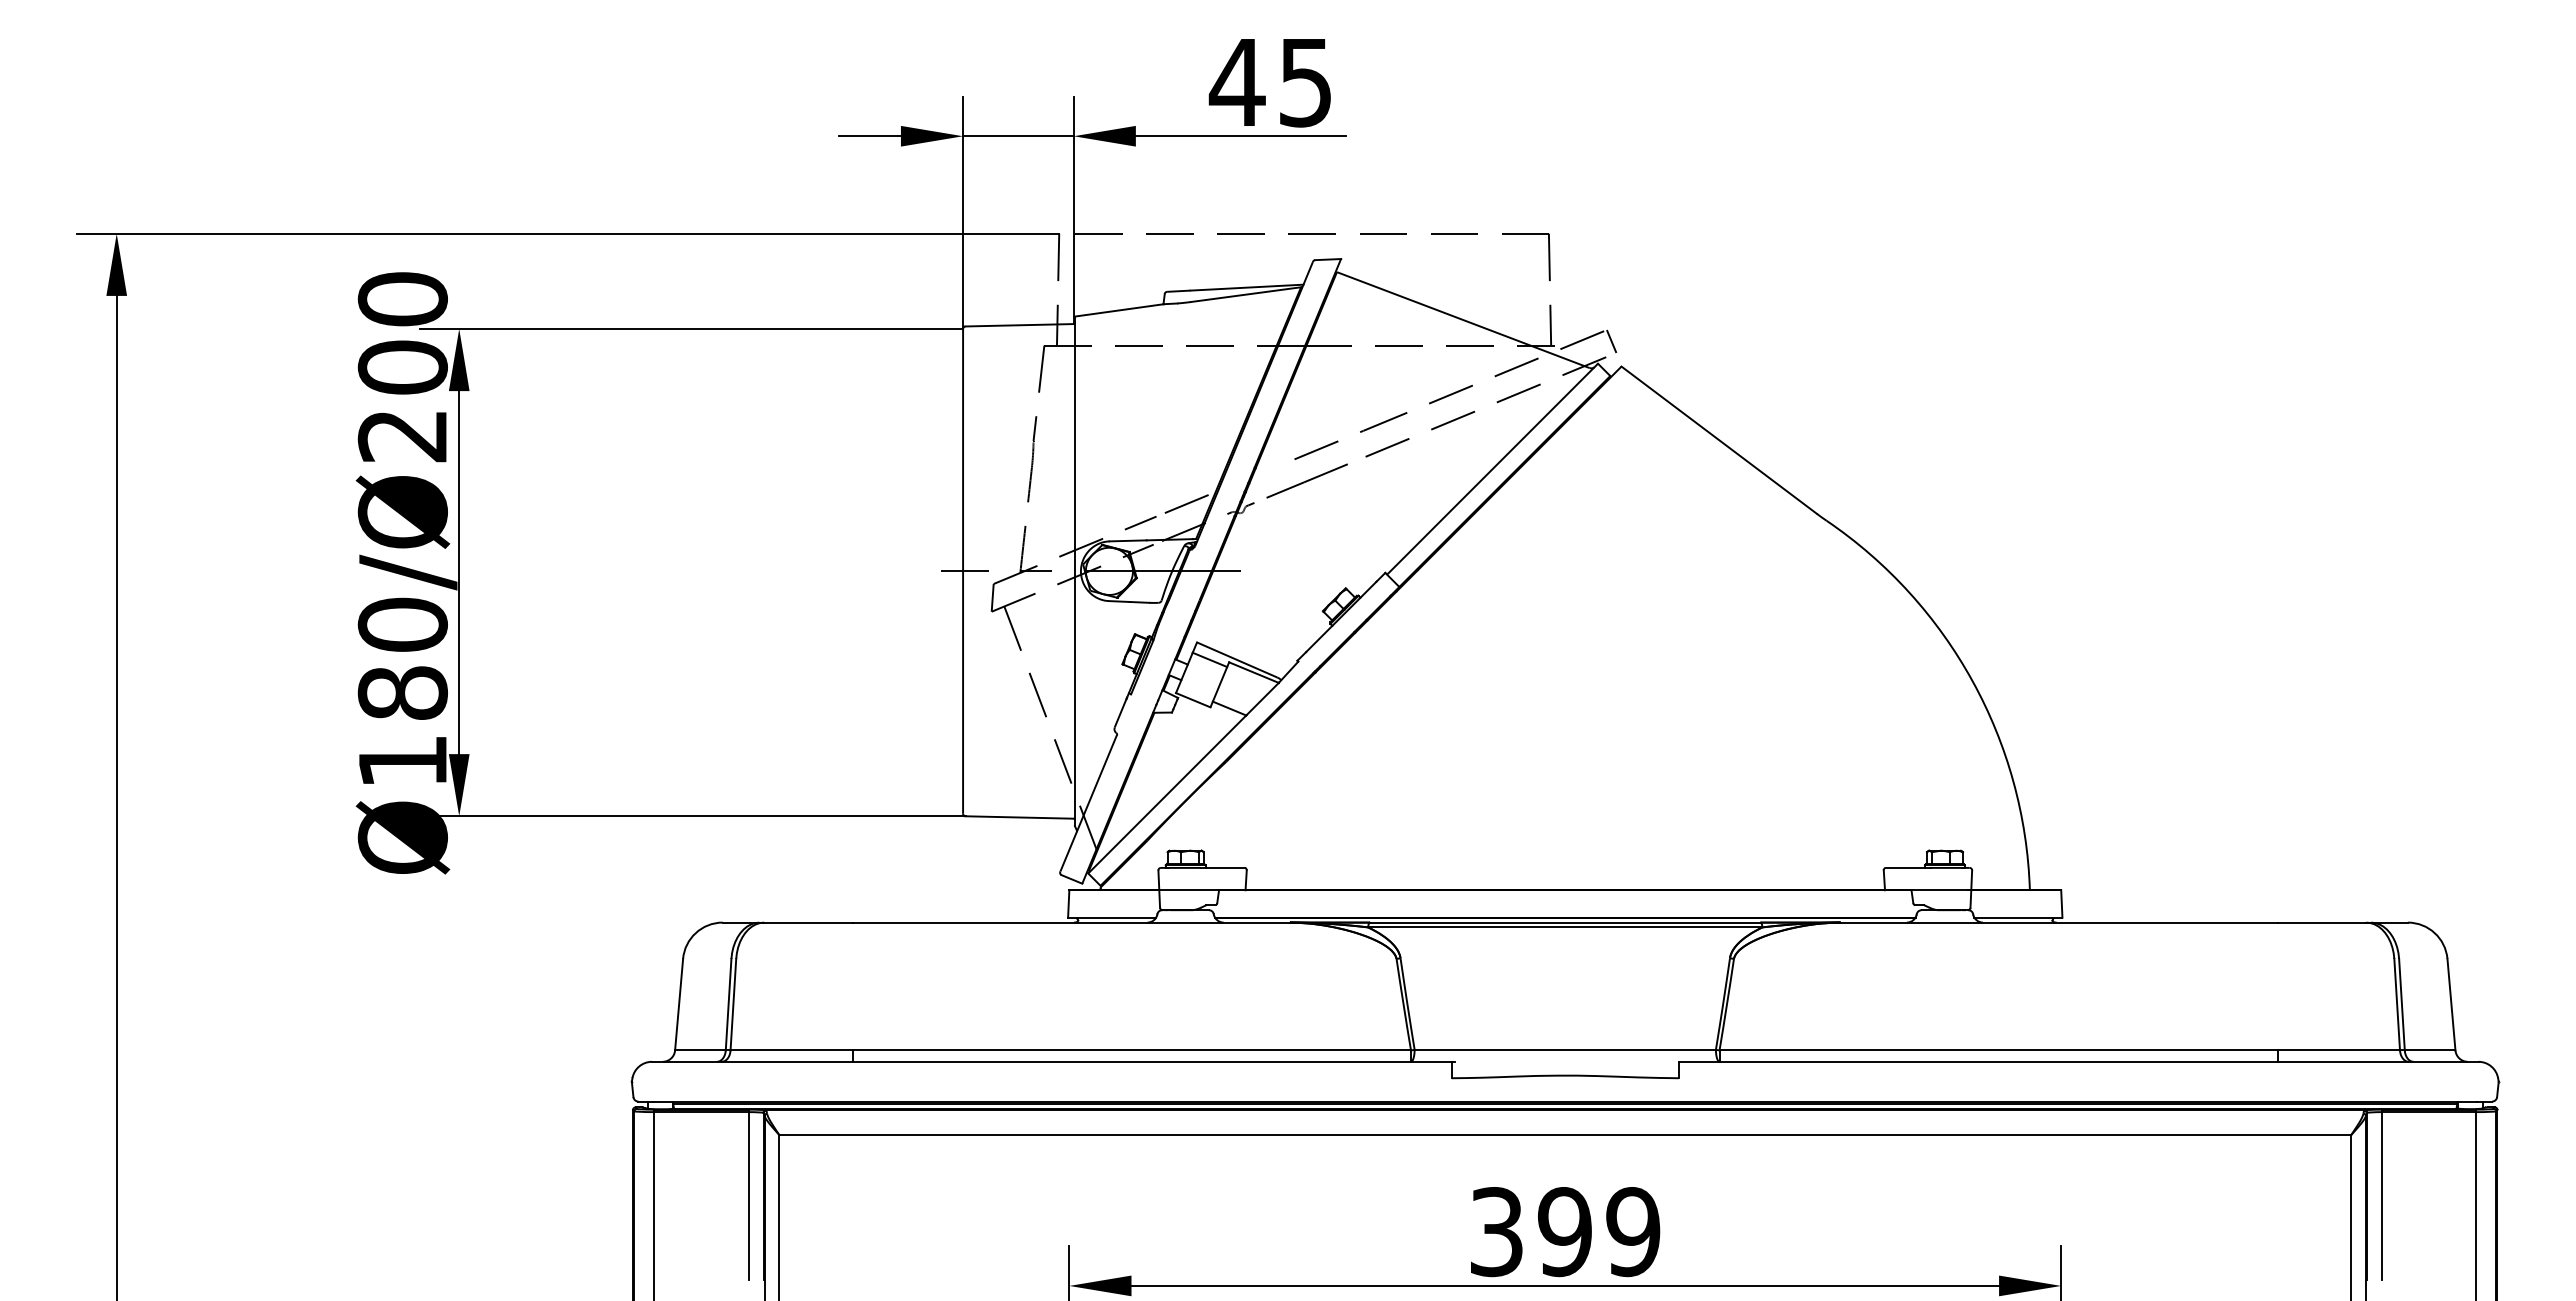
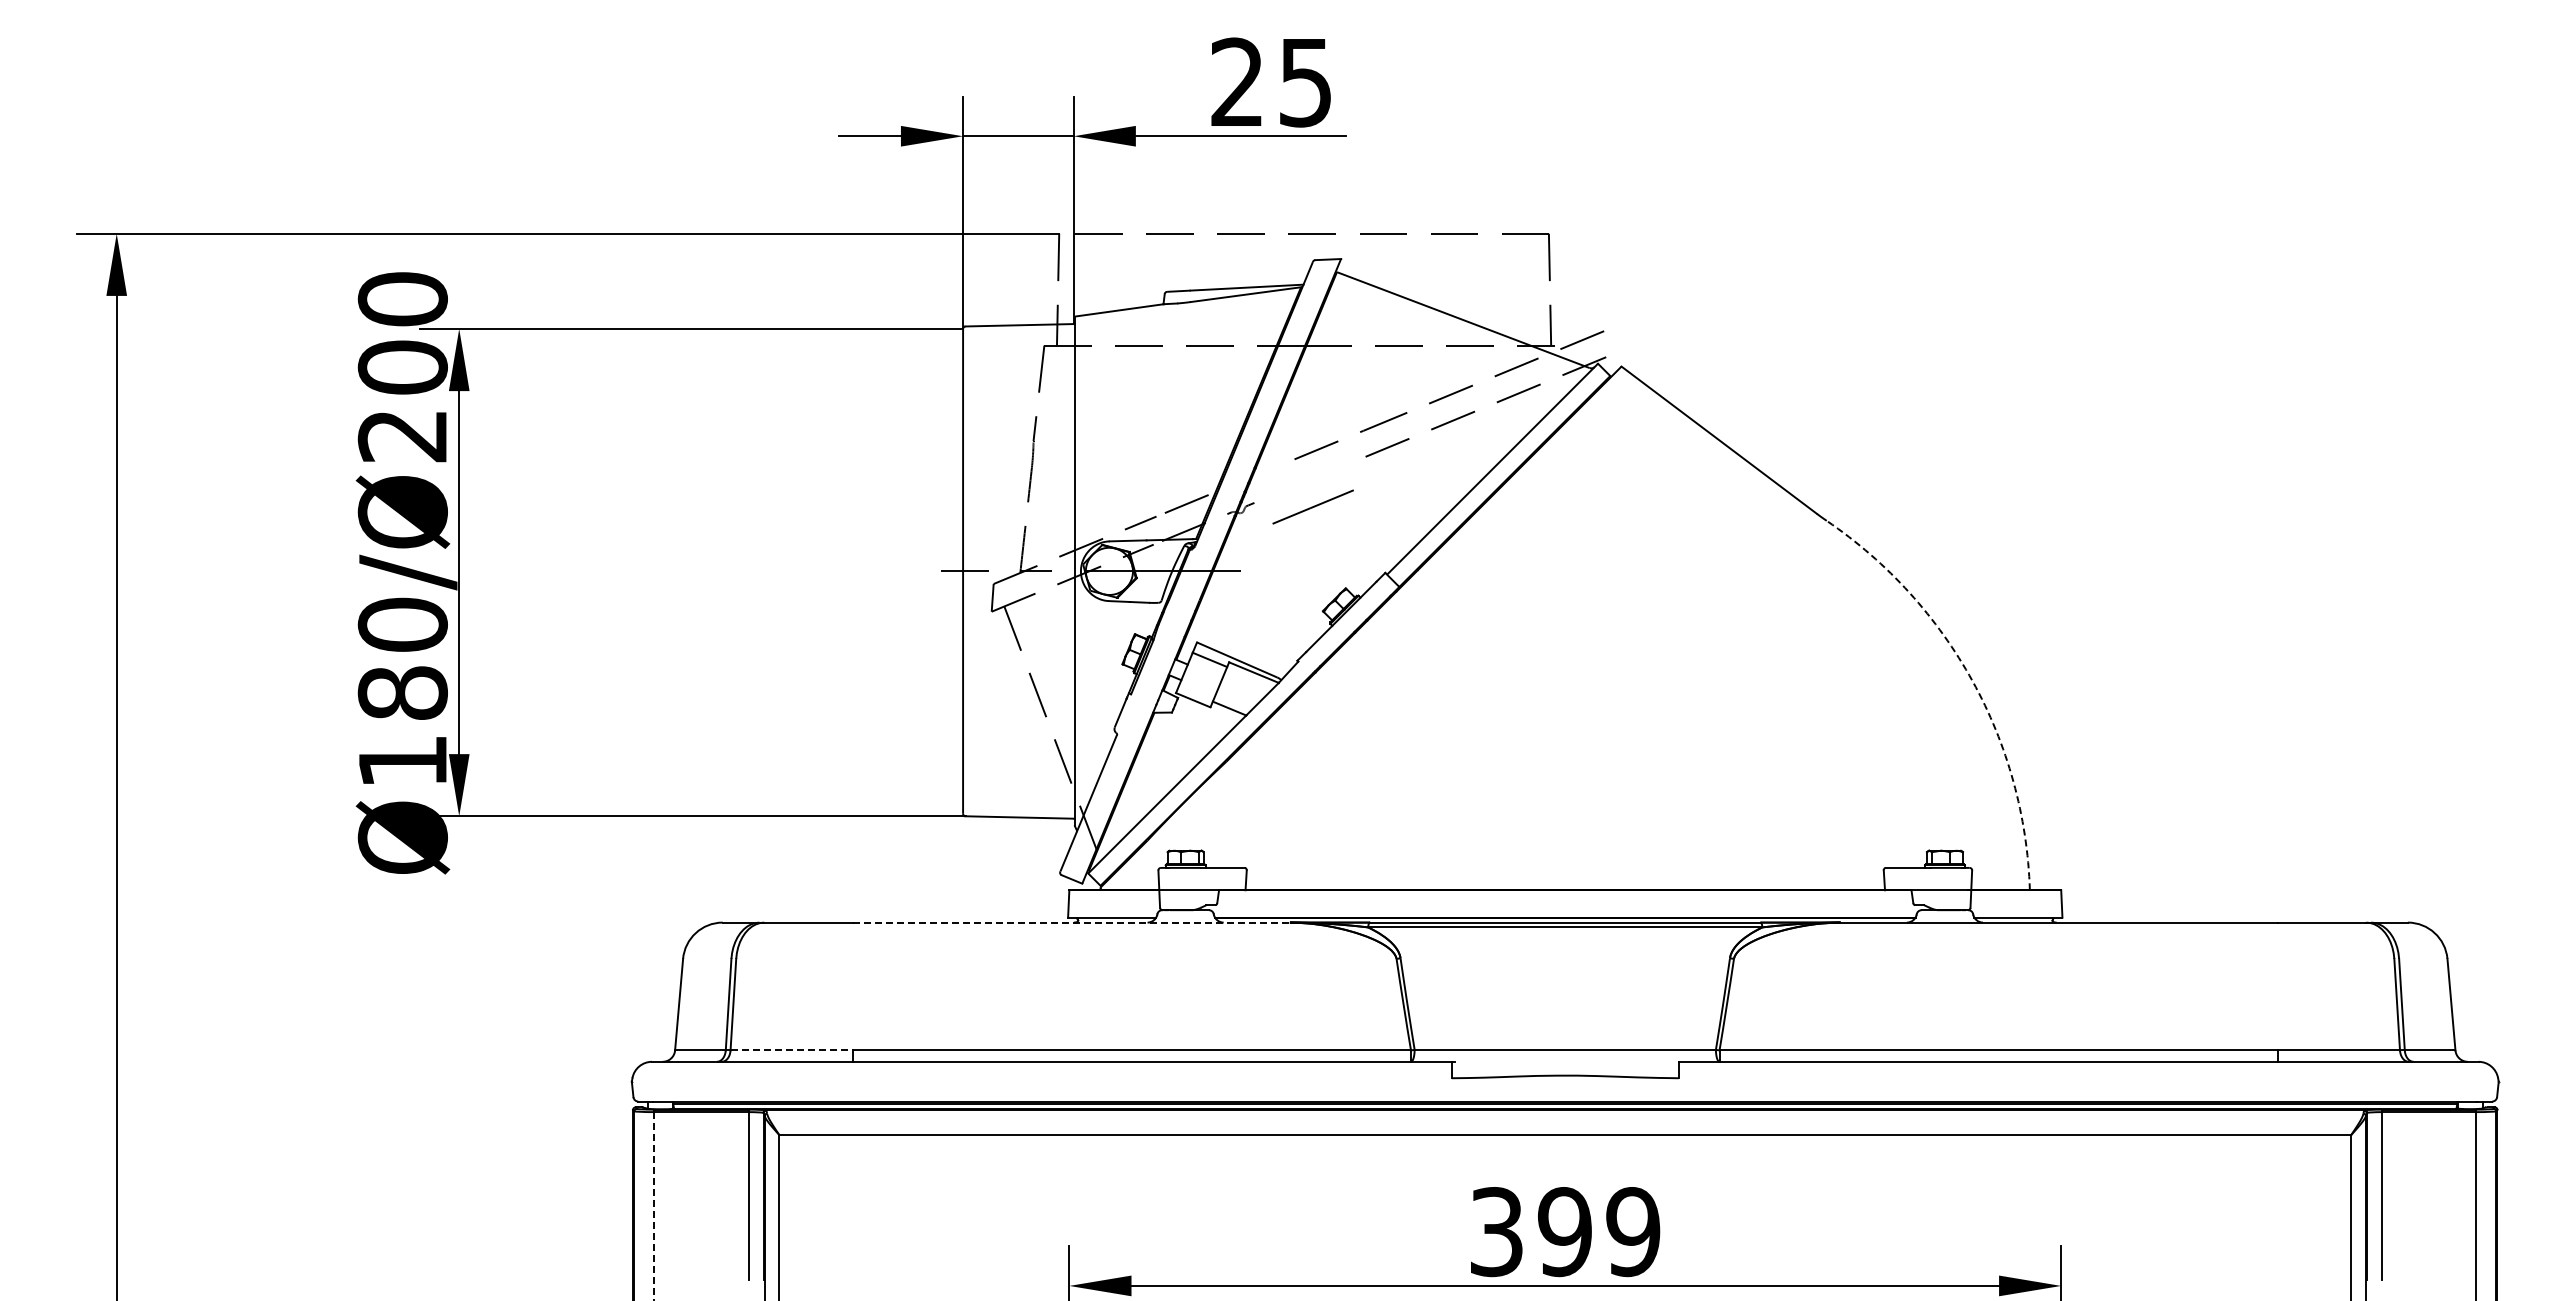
text: 45 -> 25 (1236, 81)
line: present -> none (1611, 341)
line position: (1306, 480) -> (1312, 506) (1312, 506)
arc: solid -> dashed (1972, 681)
line: solid -> dashed (1071, 922)
line: solid -> dashed (792, 1050)
line: solid -> dashed (654, 1206)
